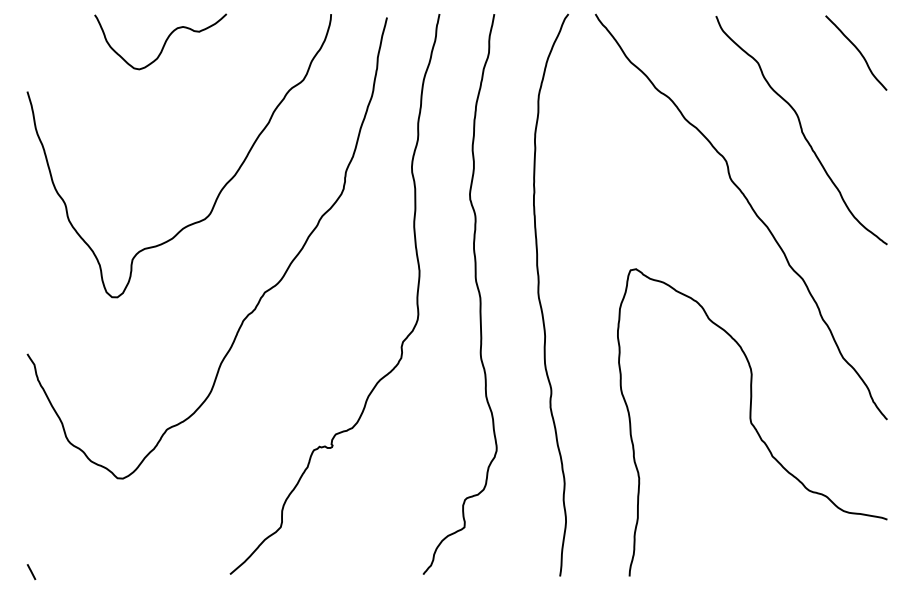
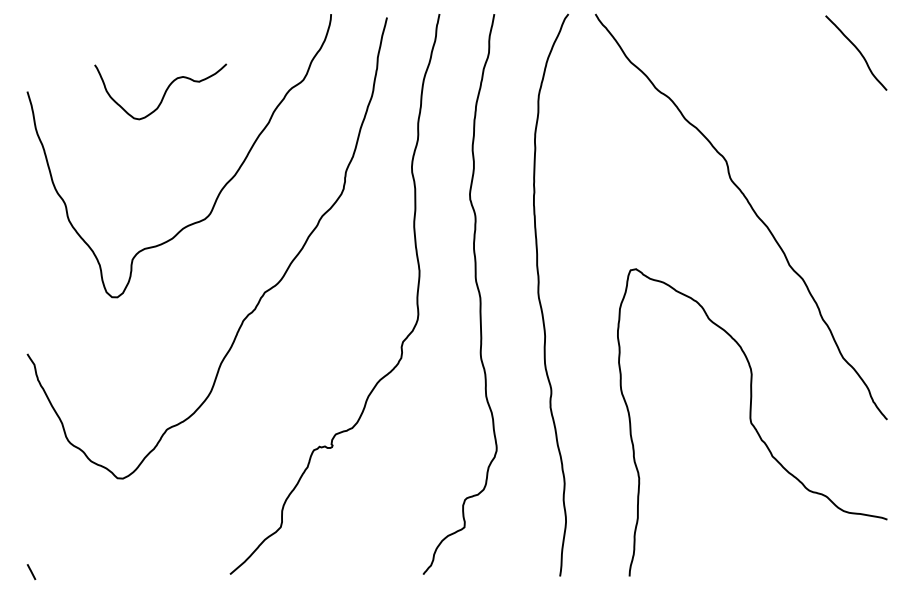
curve position: (164, 41) -> (164, 91) (164, 91)
curve: present -> none (801, 130)
